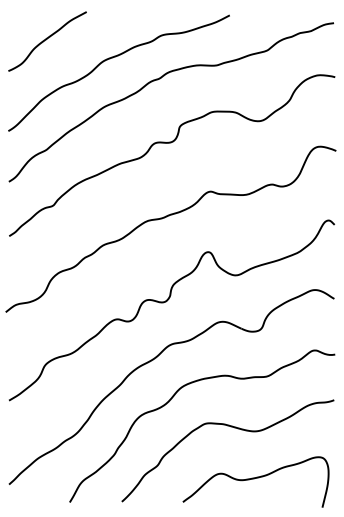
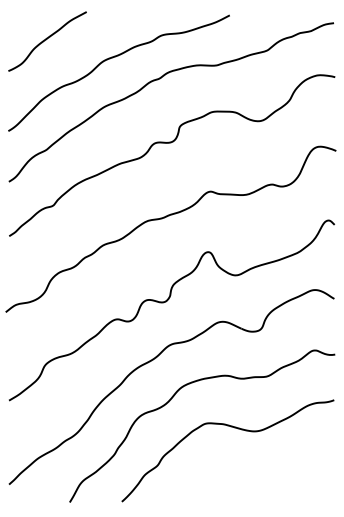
curve: present -> none (254, 479)
